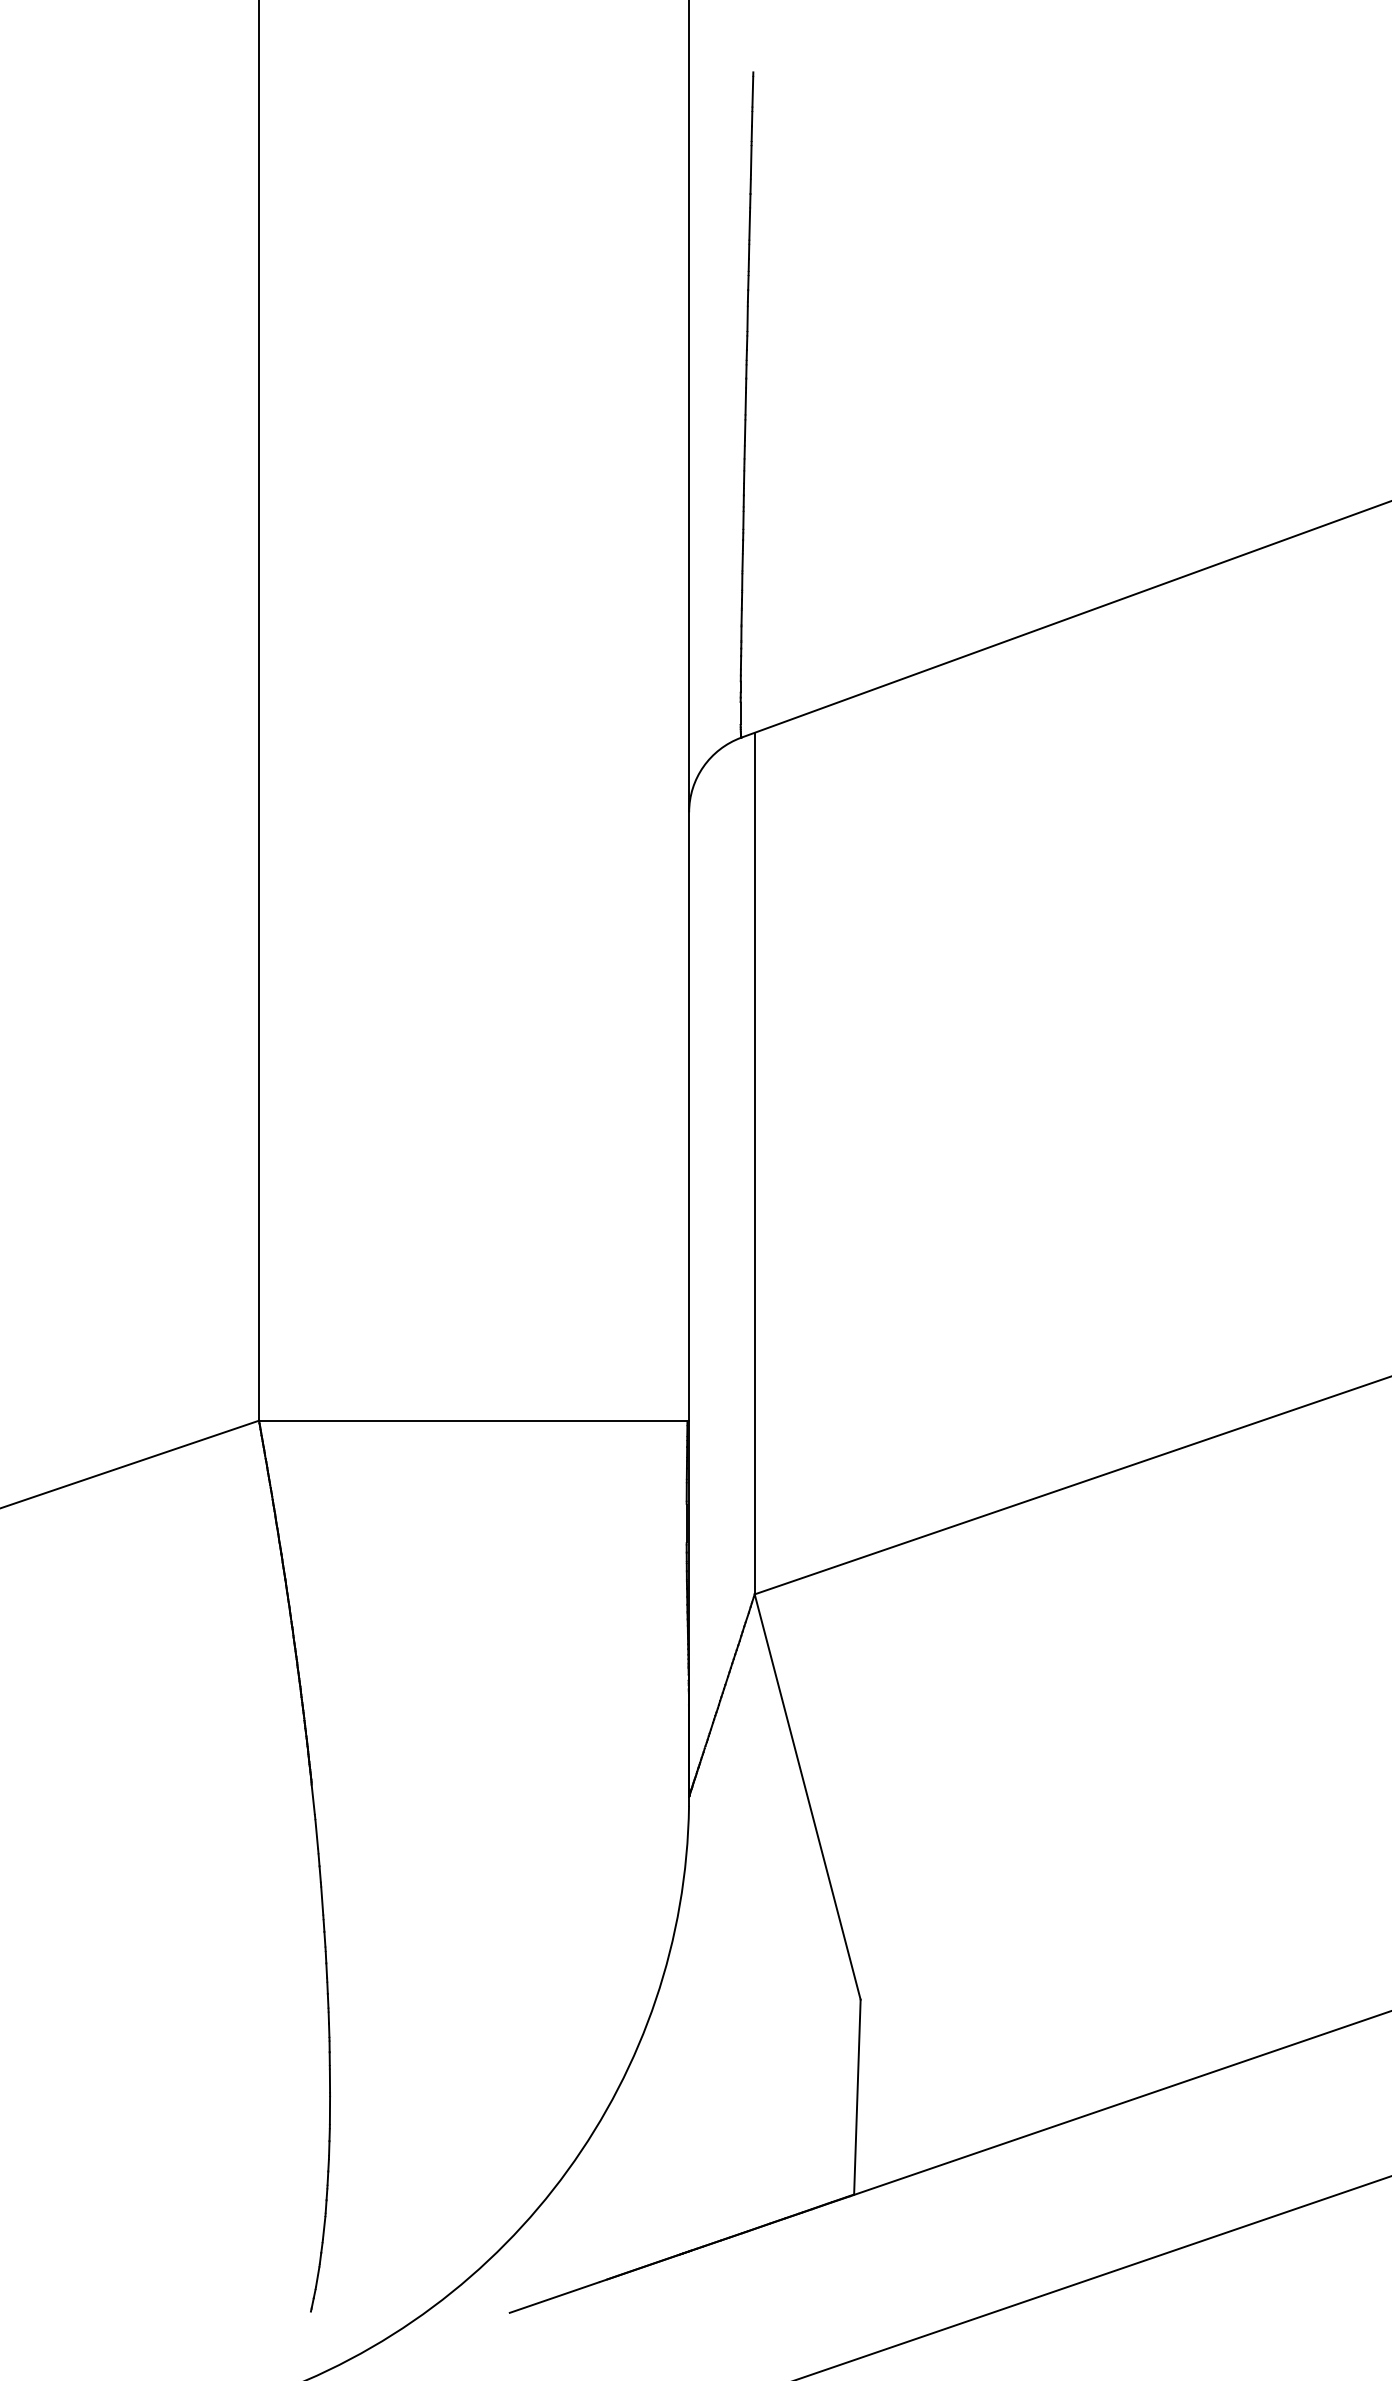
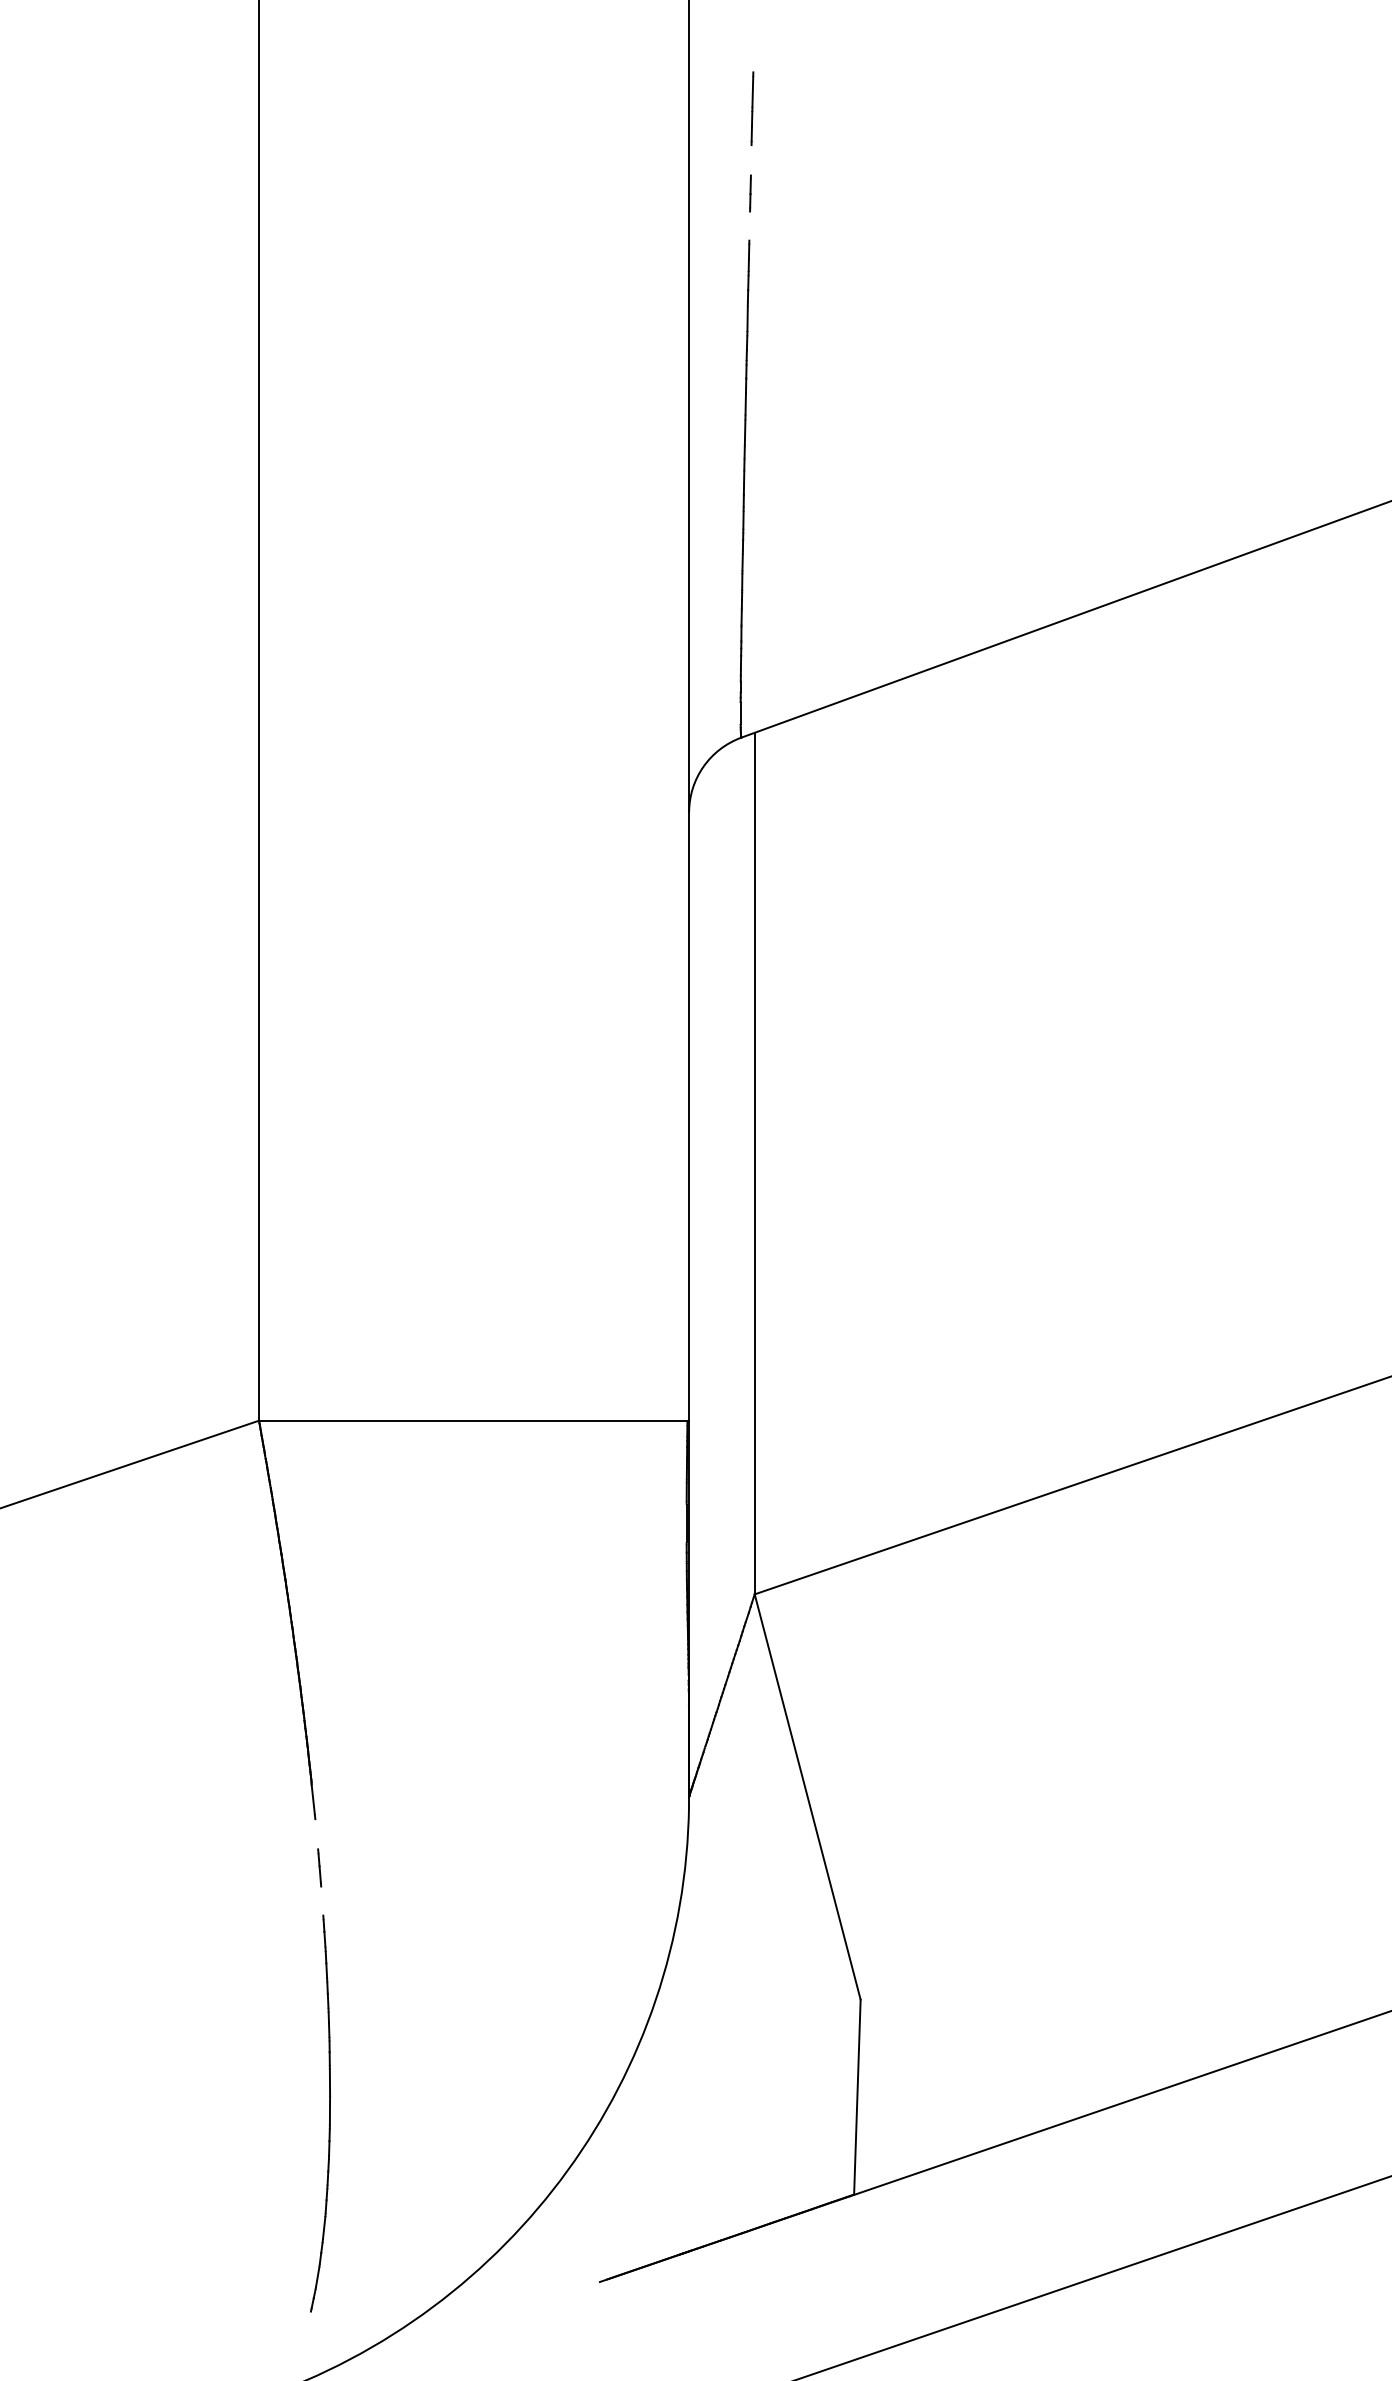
line: present -> none (750, 160)
line: present -> none (749, 225)
line: present -> none (316, 1834)
line: present -> none (322, 1900)
line: present -> none (554, 2297)
